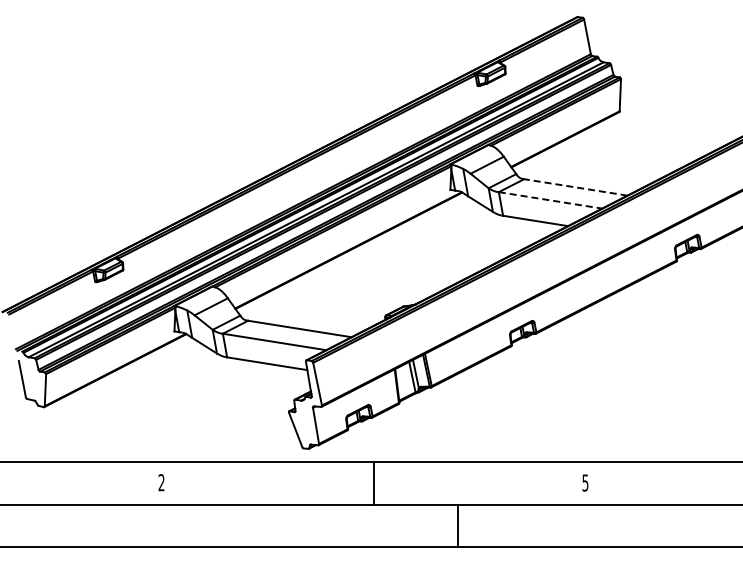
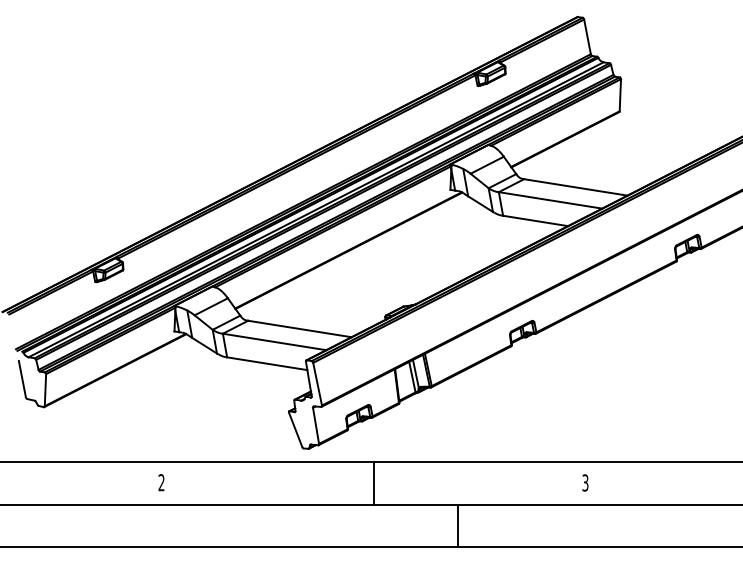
line: dashed -> solid (575, 187)
line: dashed -> solid (551, 200)
text: 5 -> 3 (585, 482)
